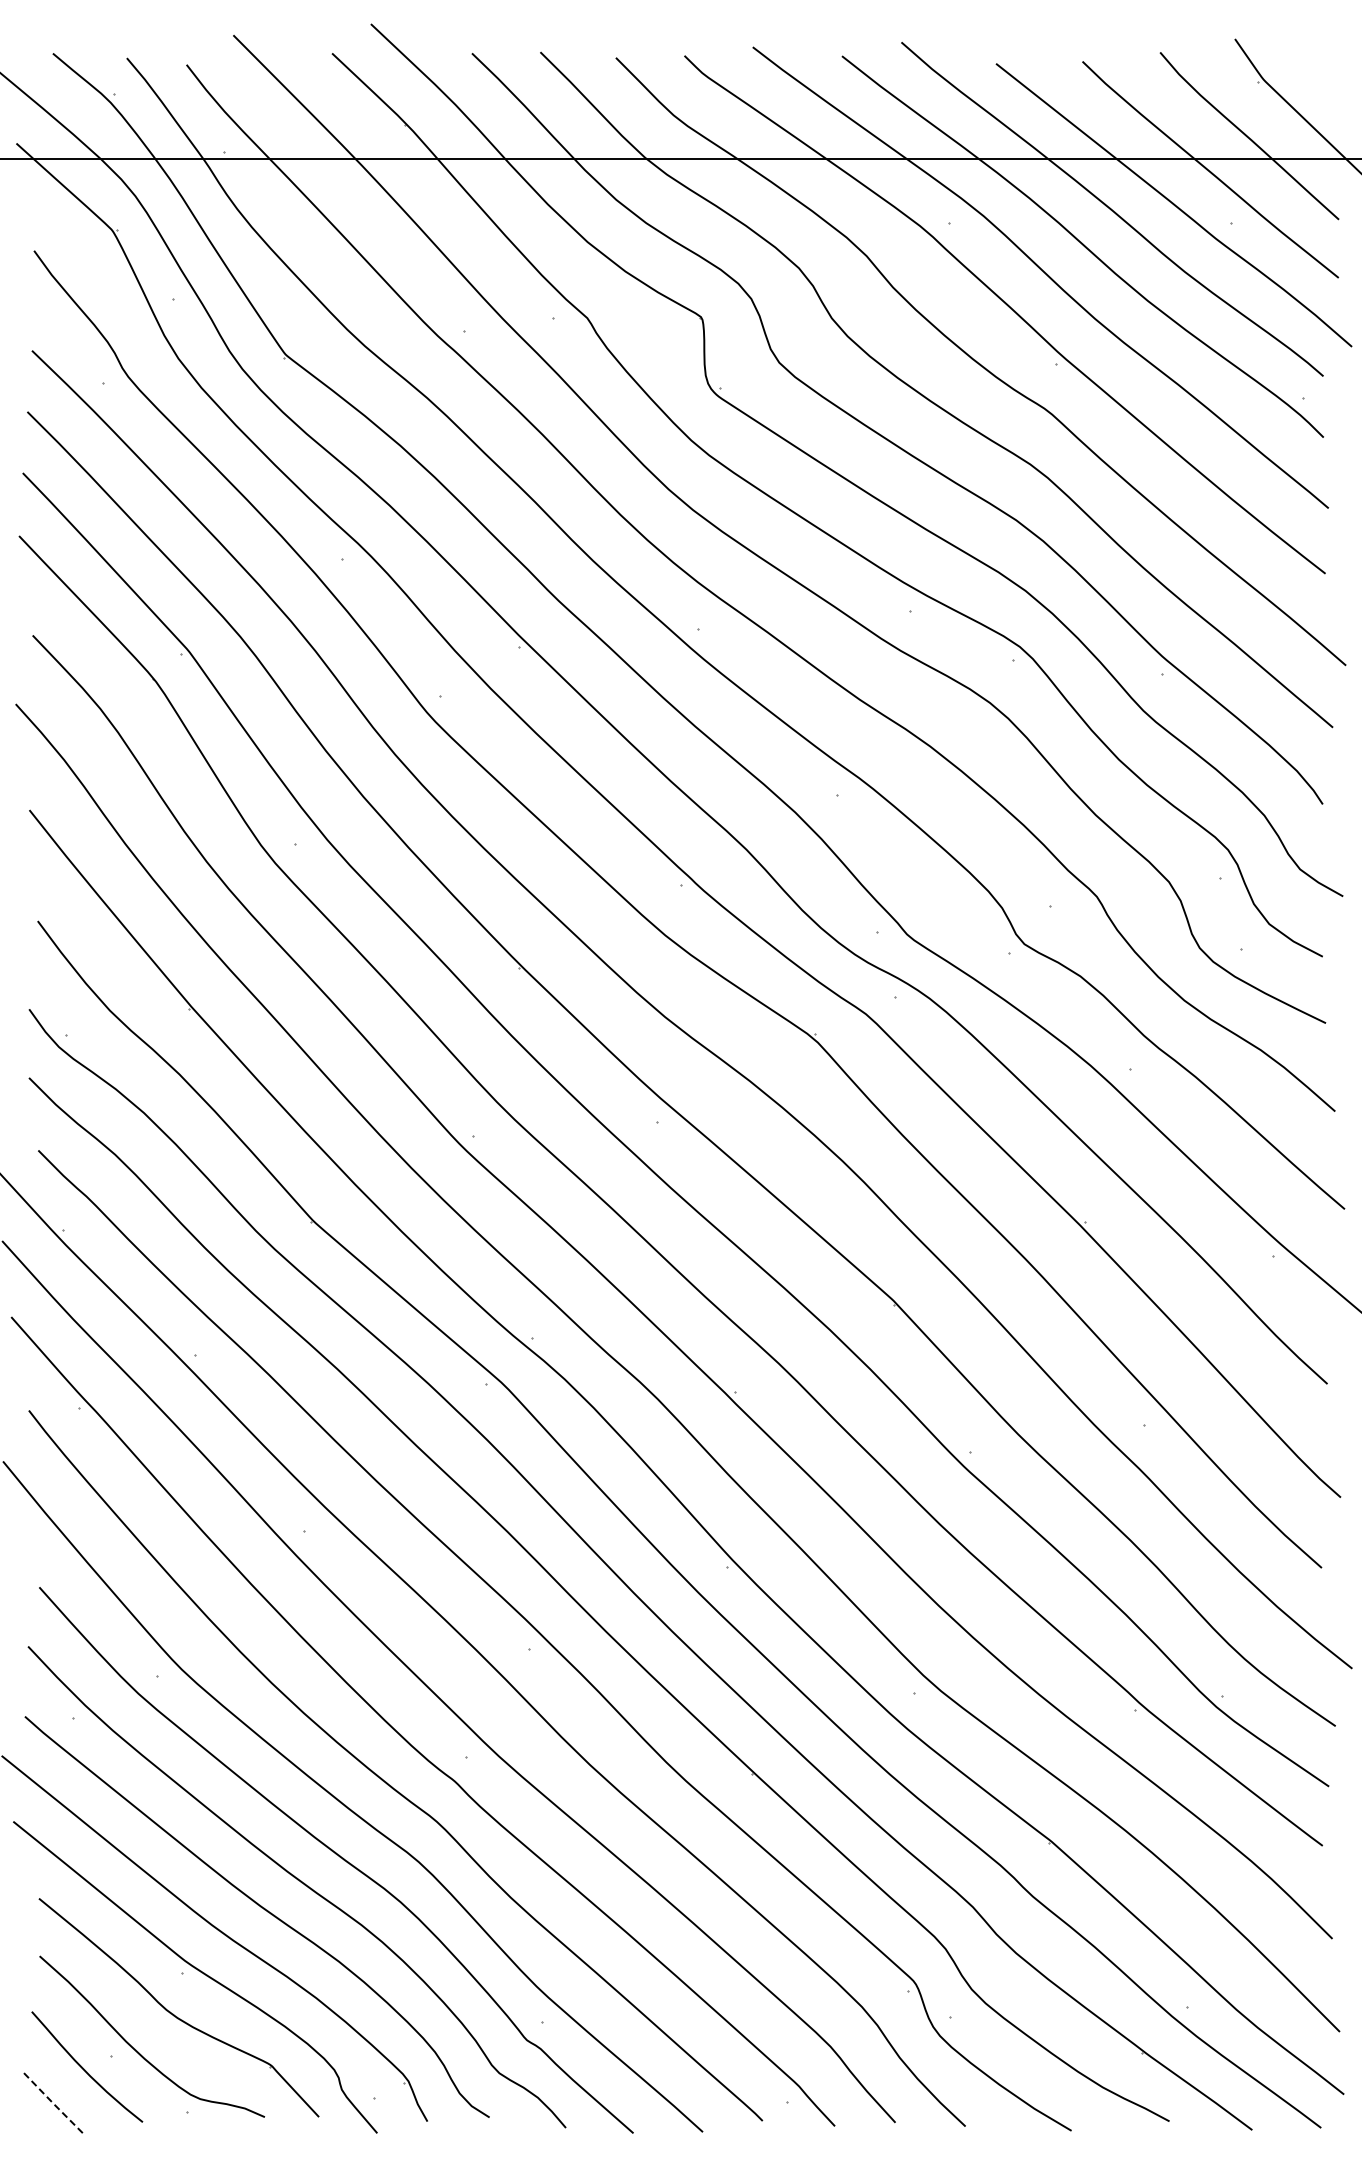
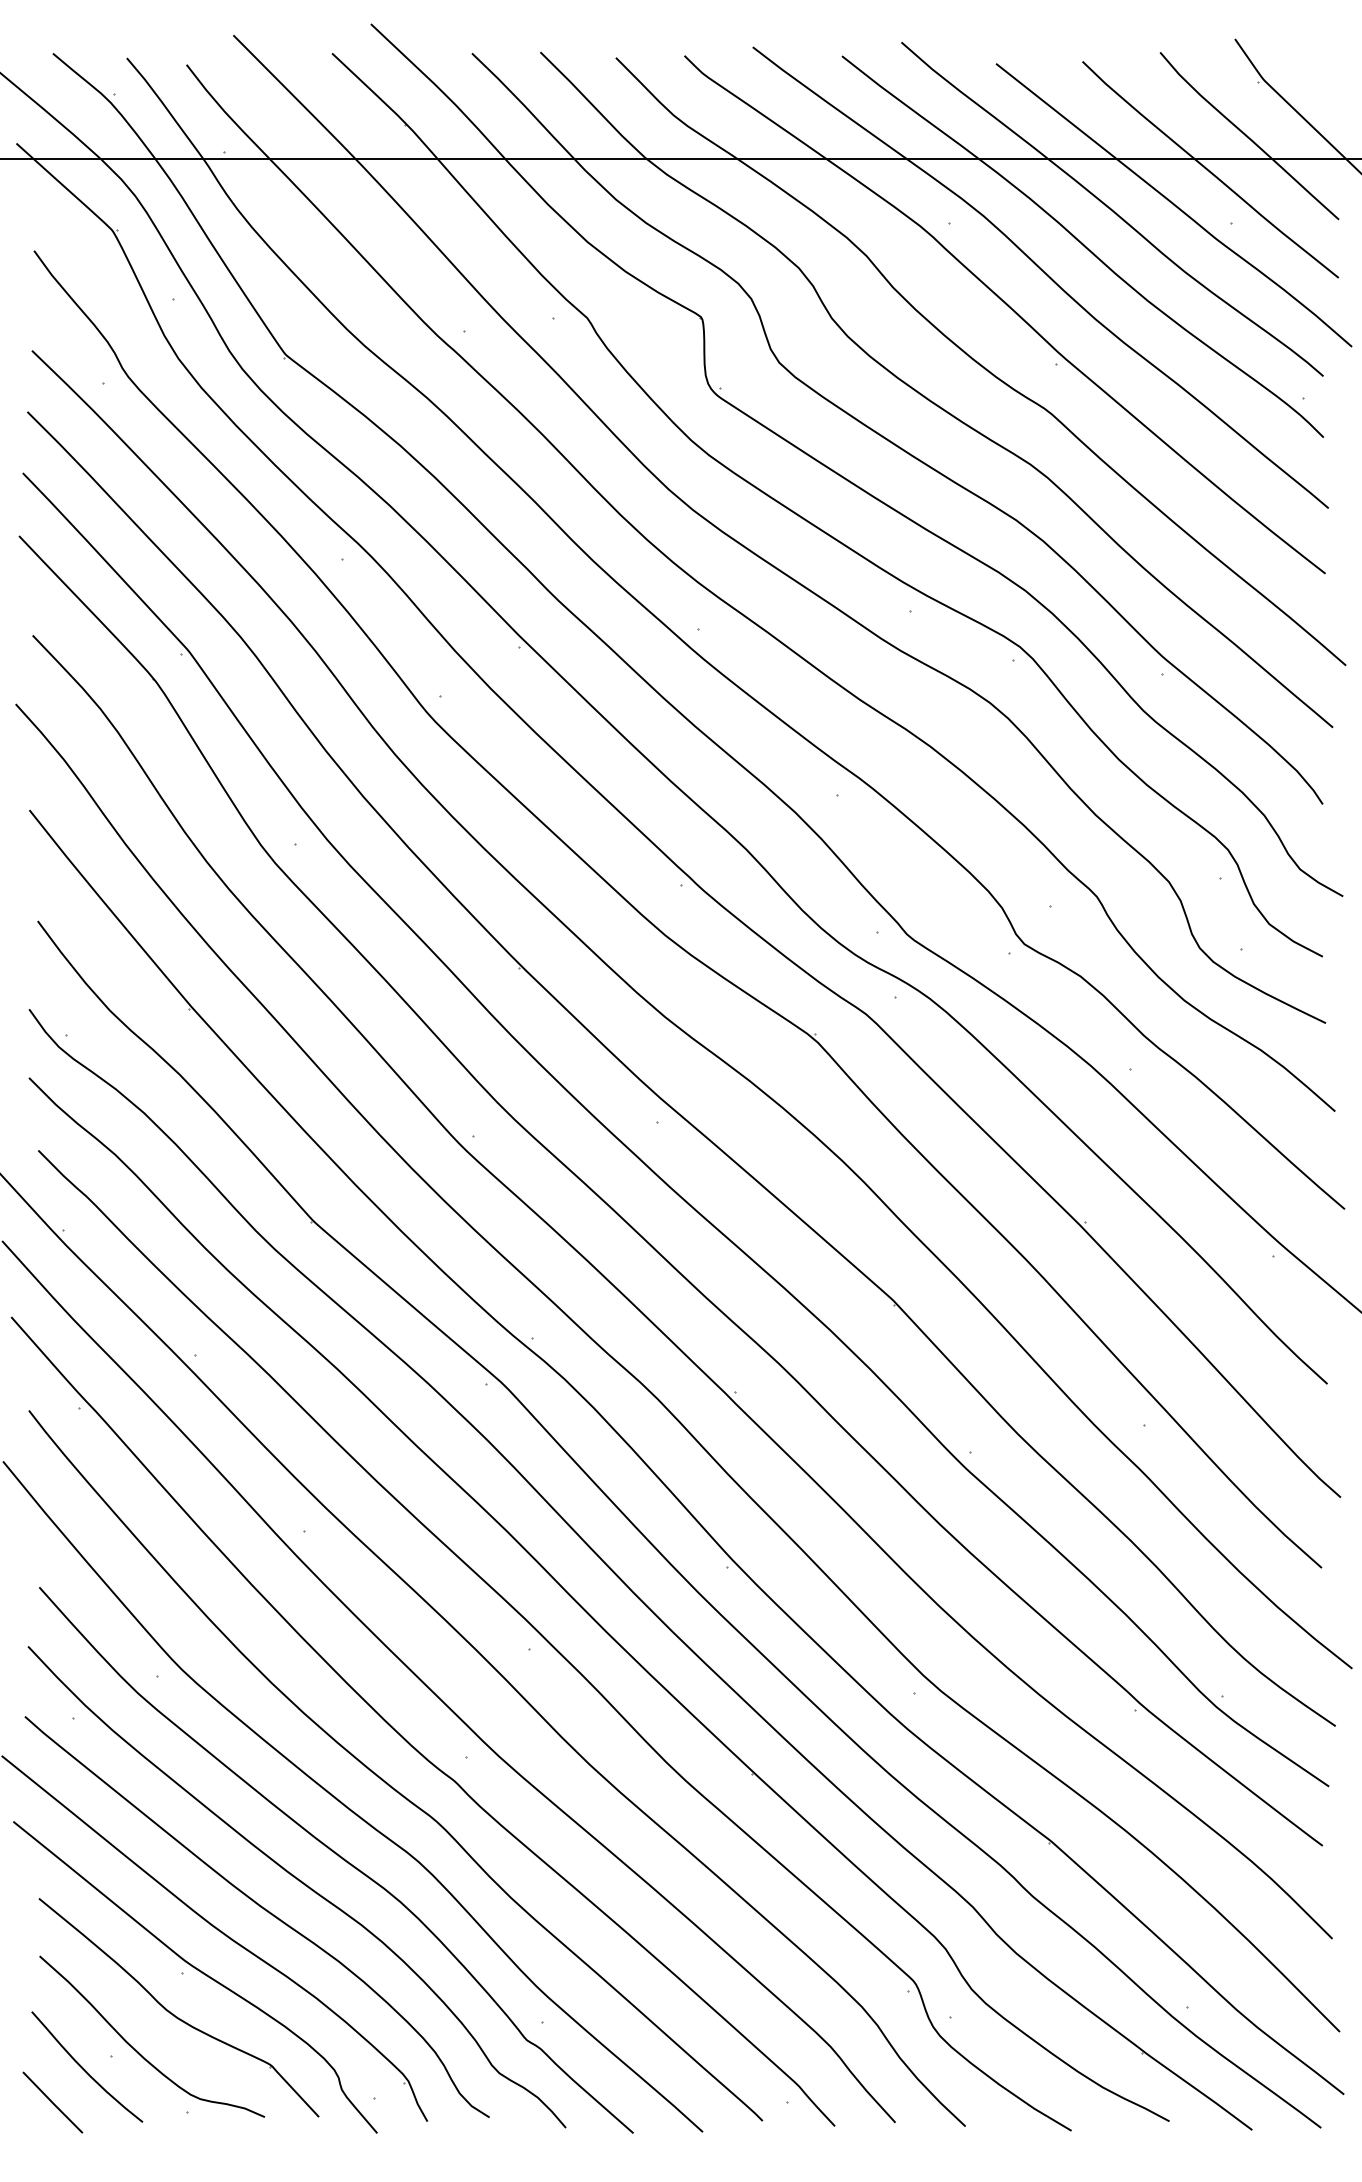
line: dashed -> solid (53, 2103)
